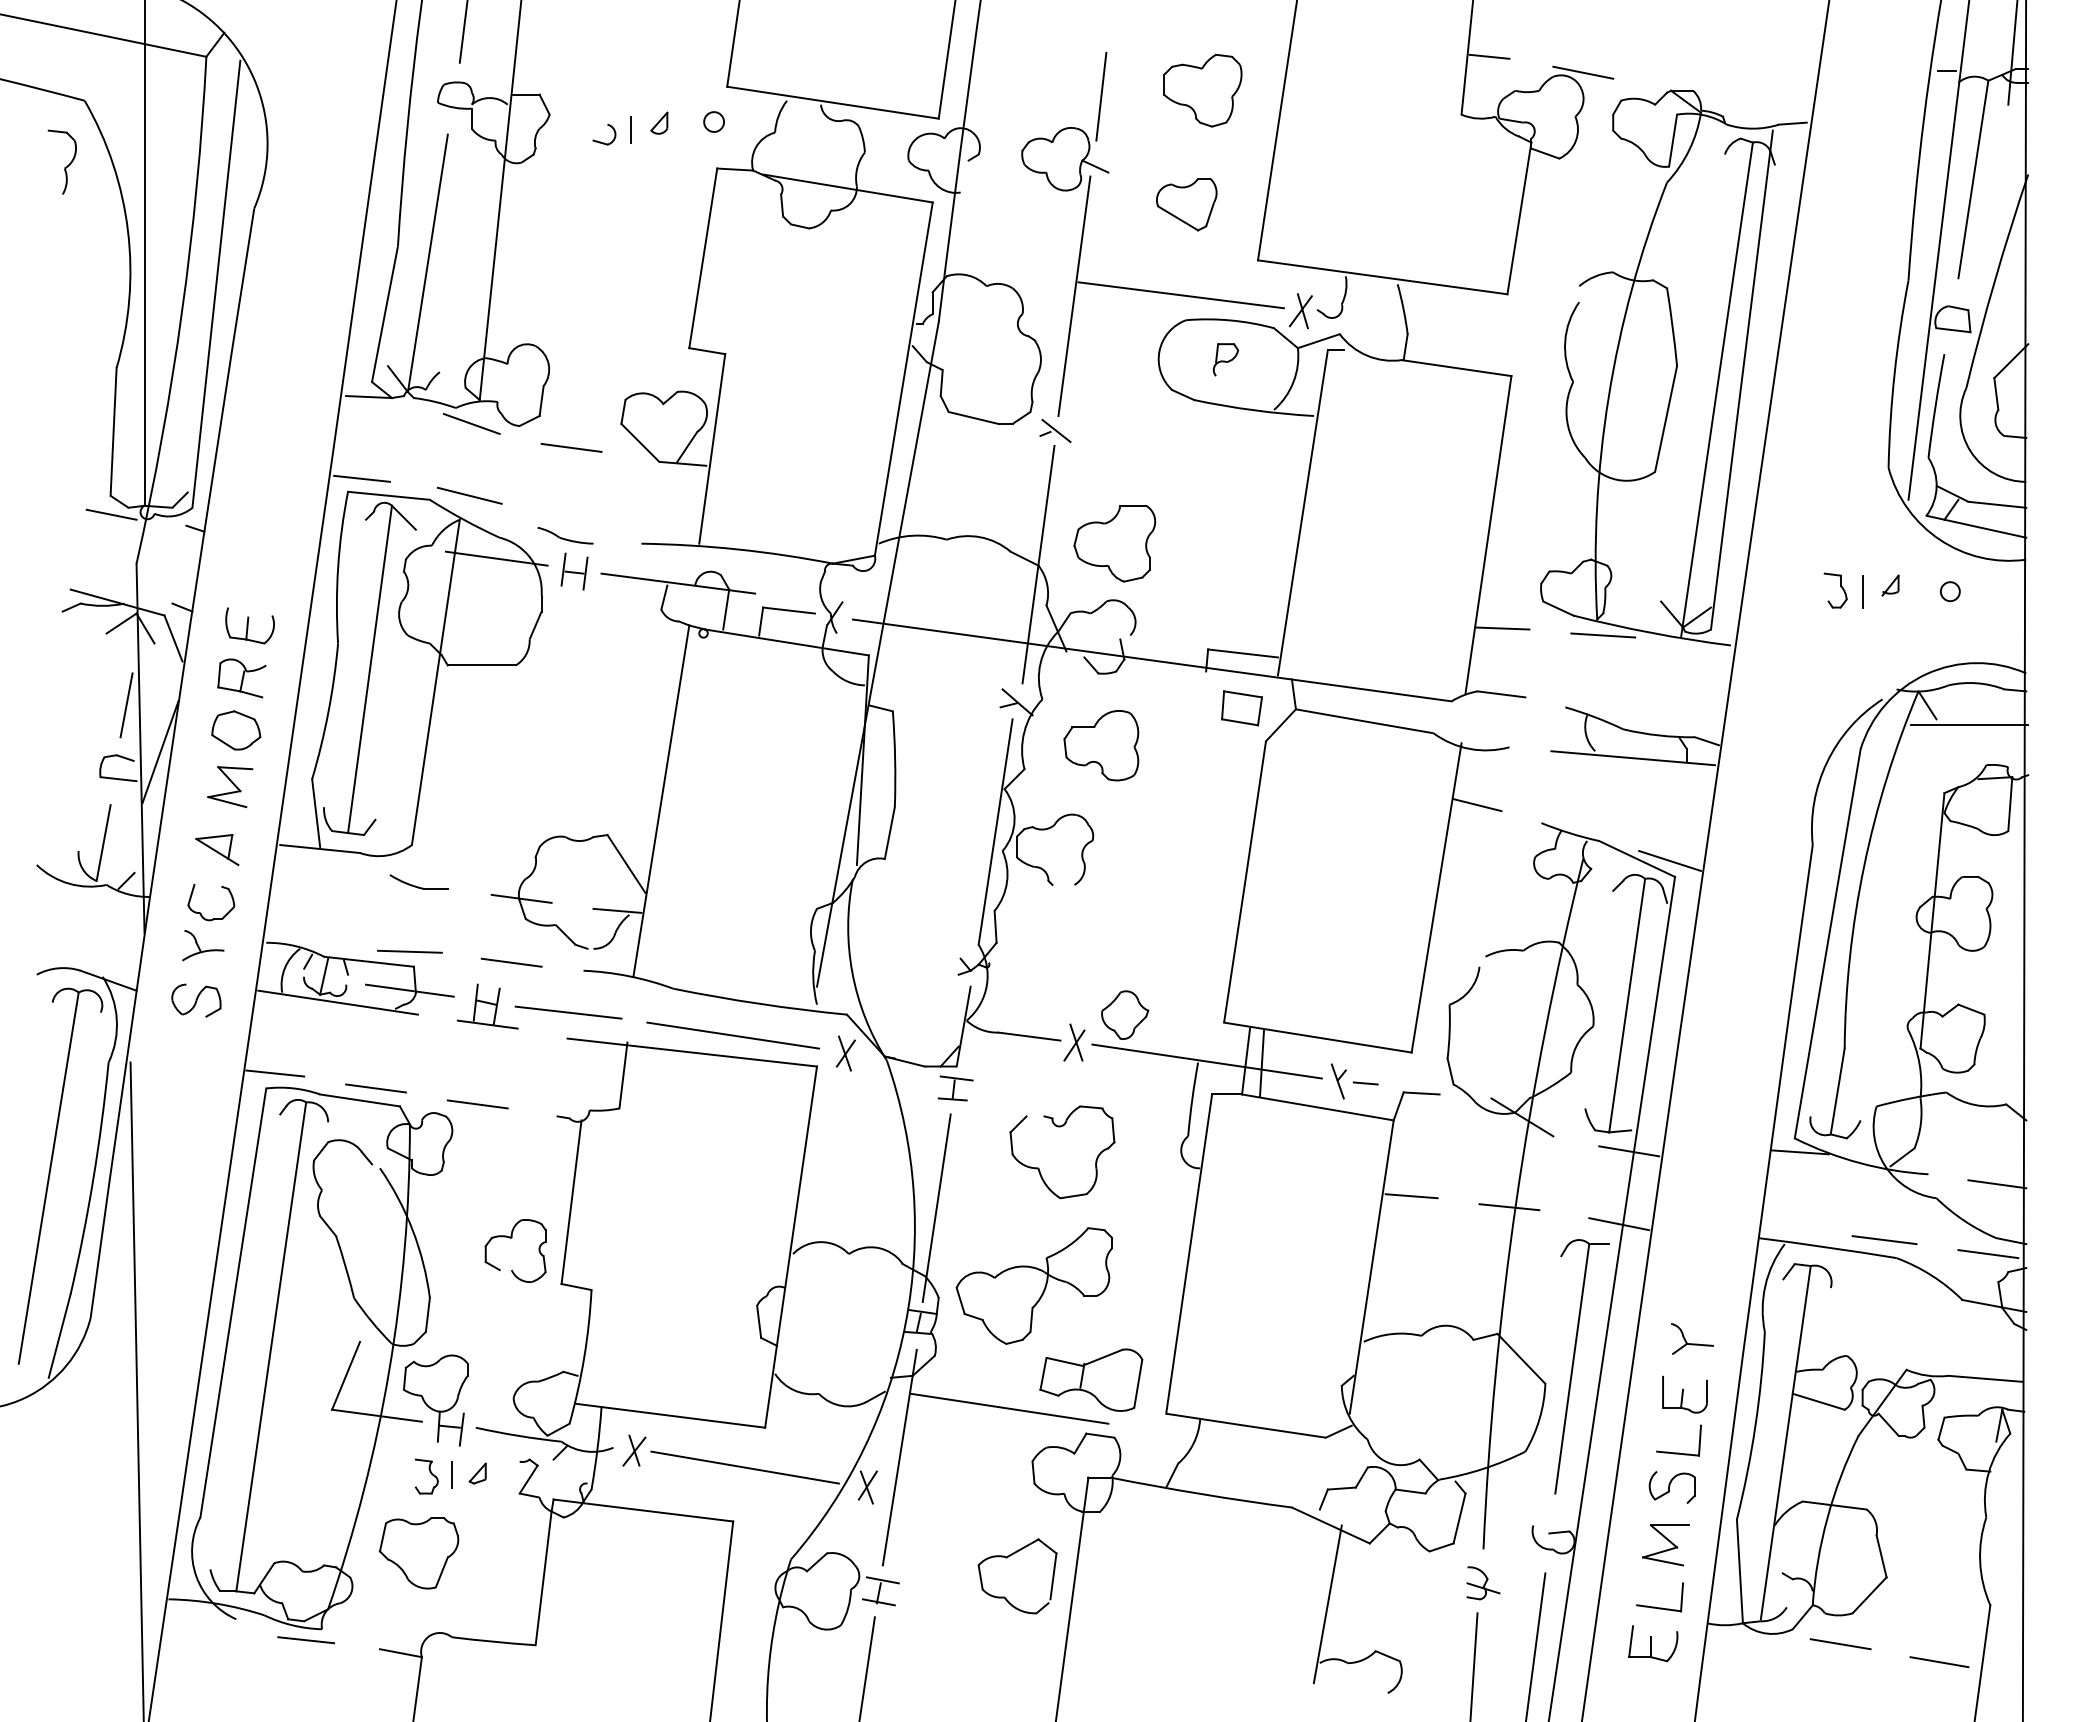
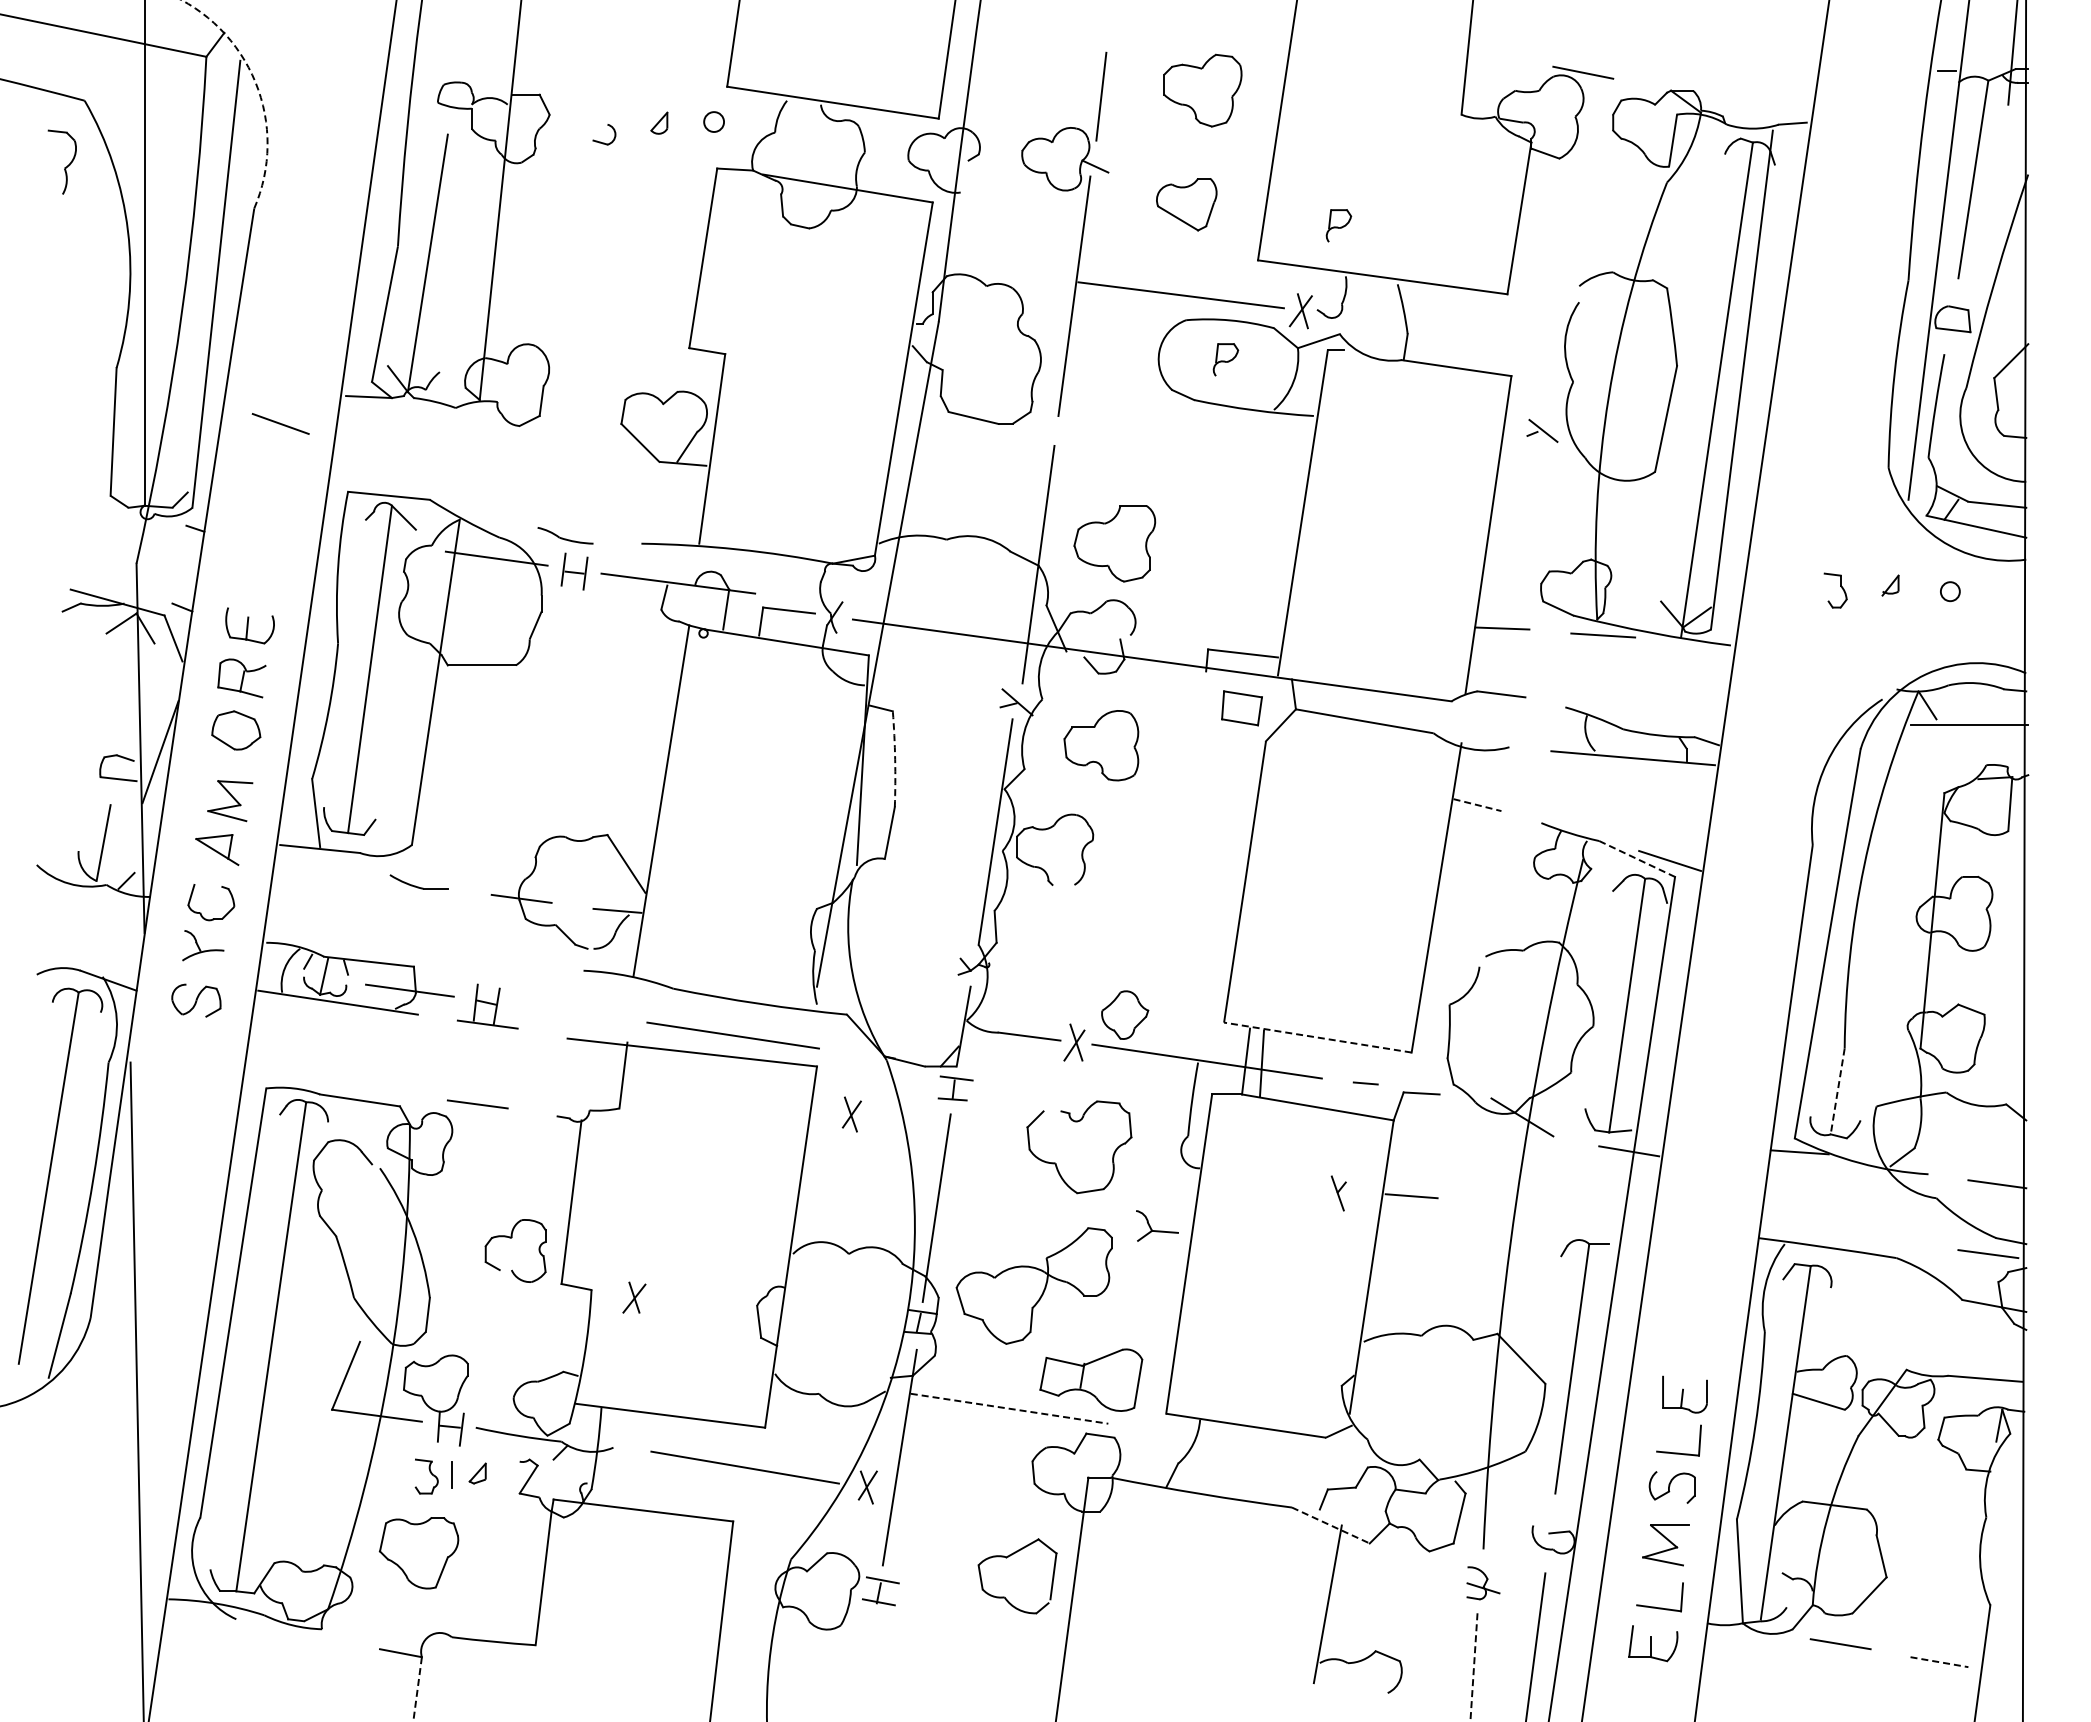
line: present -> none (463, 32)
line: present -> none (1489, 56)
arc: solid -> dashed (258, 89)
line: present -> none (631, 129)
part: none -> present (1338, 225)
line position: (471, 423) -> (280, 423) (280, 423)
part position: (1055, 430) -> (1542, 430) (1542, 430)
line: present -> none (571, 447)
line: present -> none (361, 478)
line: present -> none (469, 495)
line: present -> none (111, 514)
line: present -> none (1862, 591)
line: present -> none (126, 705)
arc: solid -> dashed (895, 759)
part position: (230, 787) -> (230, 801) (230, 801)
line: solid -> dashed (1477, 805)
line: solid -> dashed (1637, 859)
line: present -> none (409, 951)
line: present -> none (511, 962)
line: present -> none (568, 1012)
line: solid -> dashed (1317, 1037)
part position: (845, 1053) -> (851, 1114) (851, 1114)
line: present -> none (275, 1073)
part position: (1338, 1081) -> (1338, 1193) (1338, 1193)
line: present -> none (375, 1088)
line: solid -> dashed (1837, 1091)
part position: (1060, 1127) -> (1077, 1122) (1077, 1122)
line: present -> none (1509, 1207)
line: present -> none (1619, 1224)
line: present -> none (1884, 1240)
part position: (1692, 1338) -> (1157, 1225) (1157, 1225)
line: solid -> dashed (1009, 1408)
part position: (634, 1450) -> (634, 1297) (634, 1297)
line: solid -> dashed (1330, 1525)
line: present -> none (306, 1640)
line: solid -> dashed (1939, 1662)
line: present -> none (866, 1667)
line: solid -> dashed (1473, 1667)
line: solid -> dashed (417, 1689)
